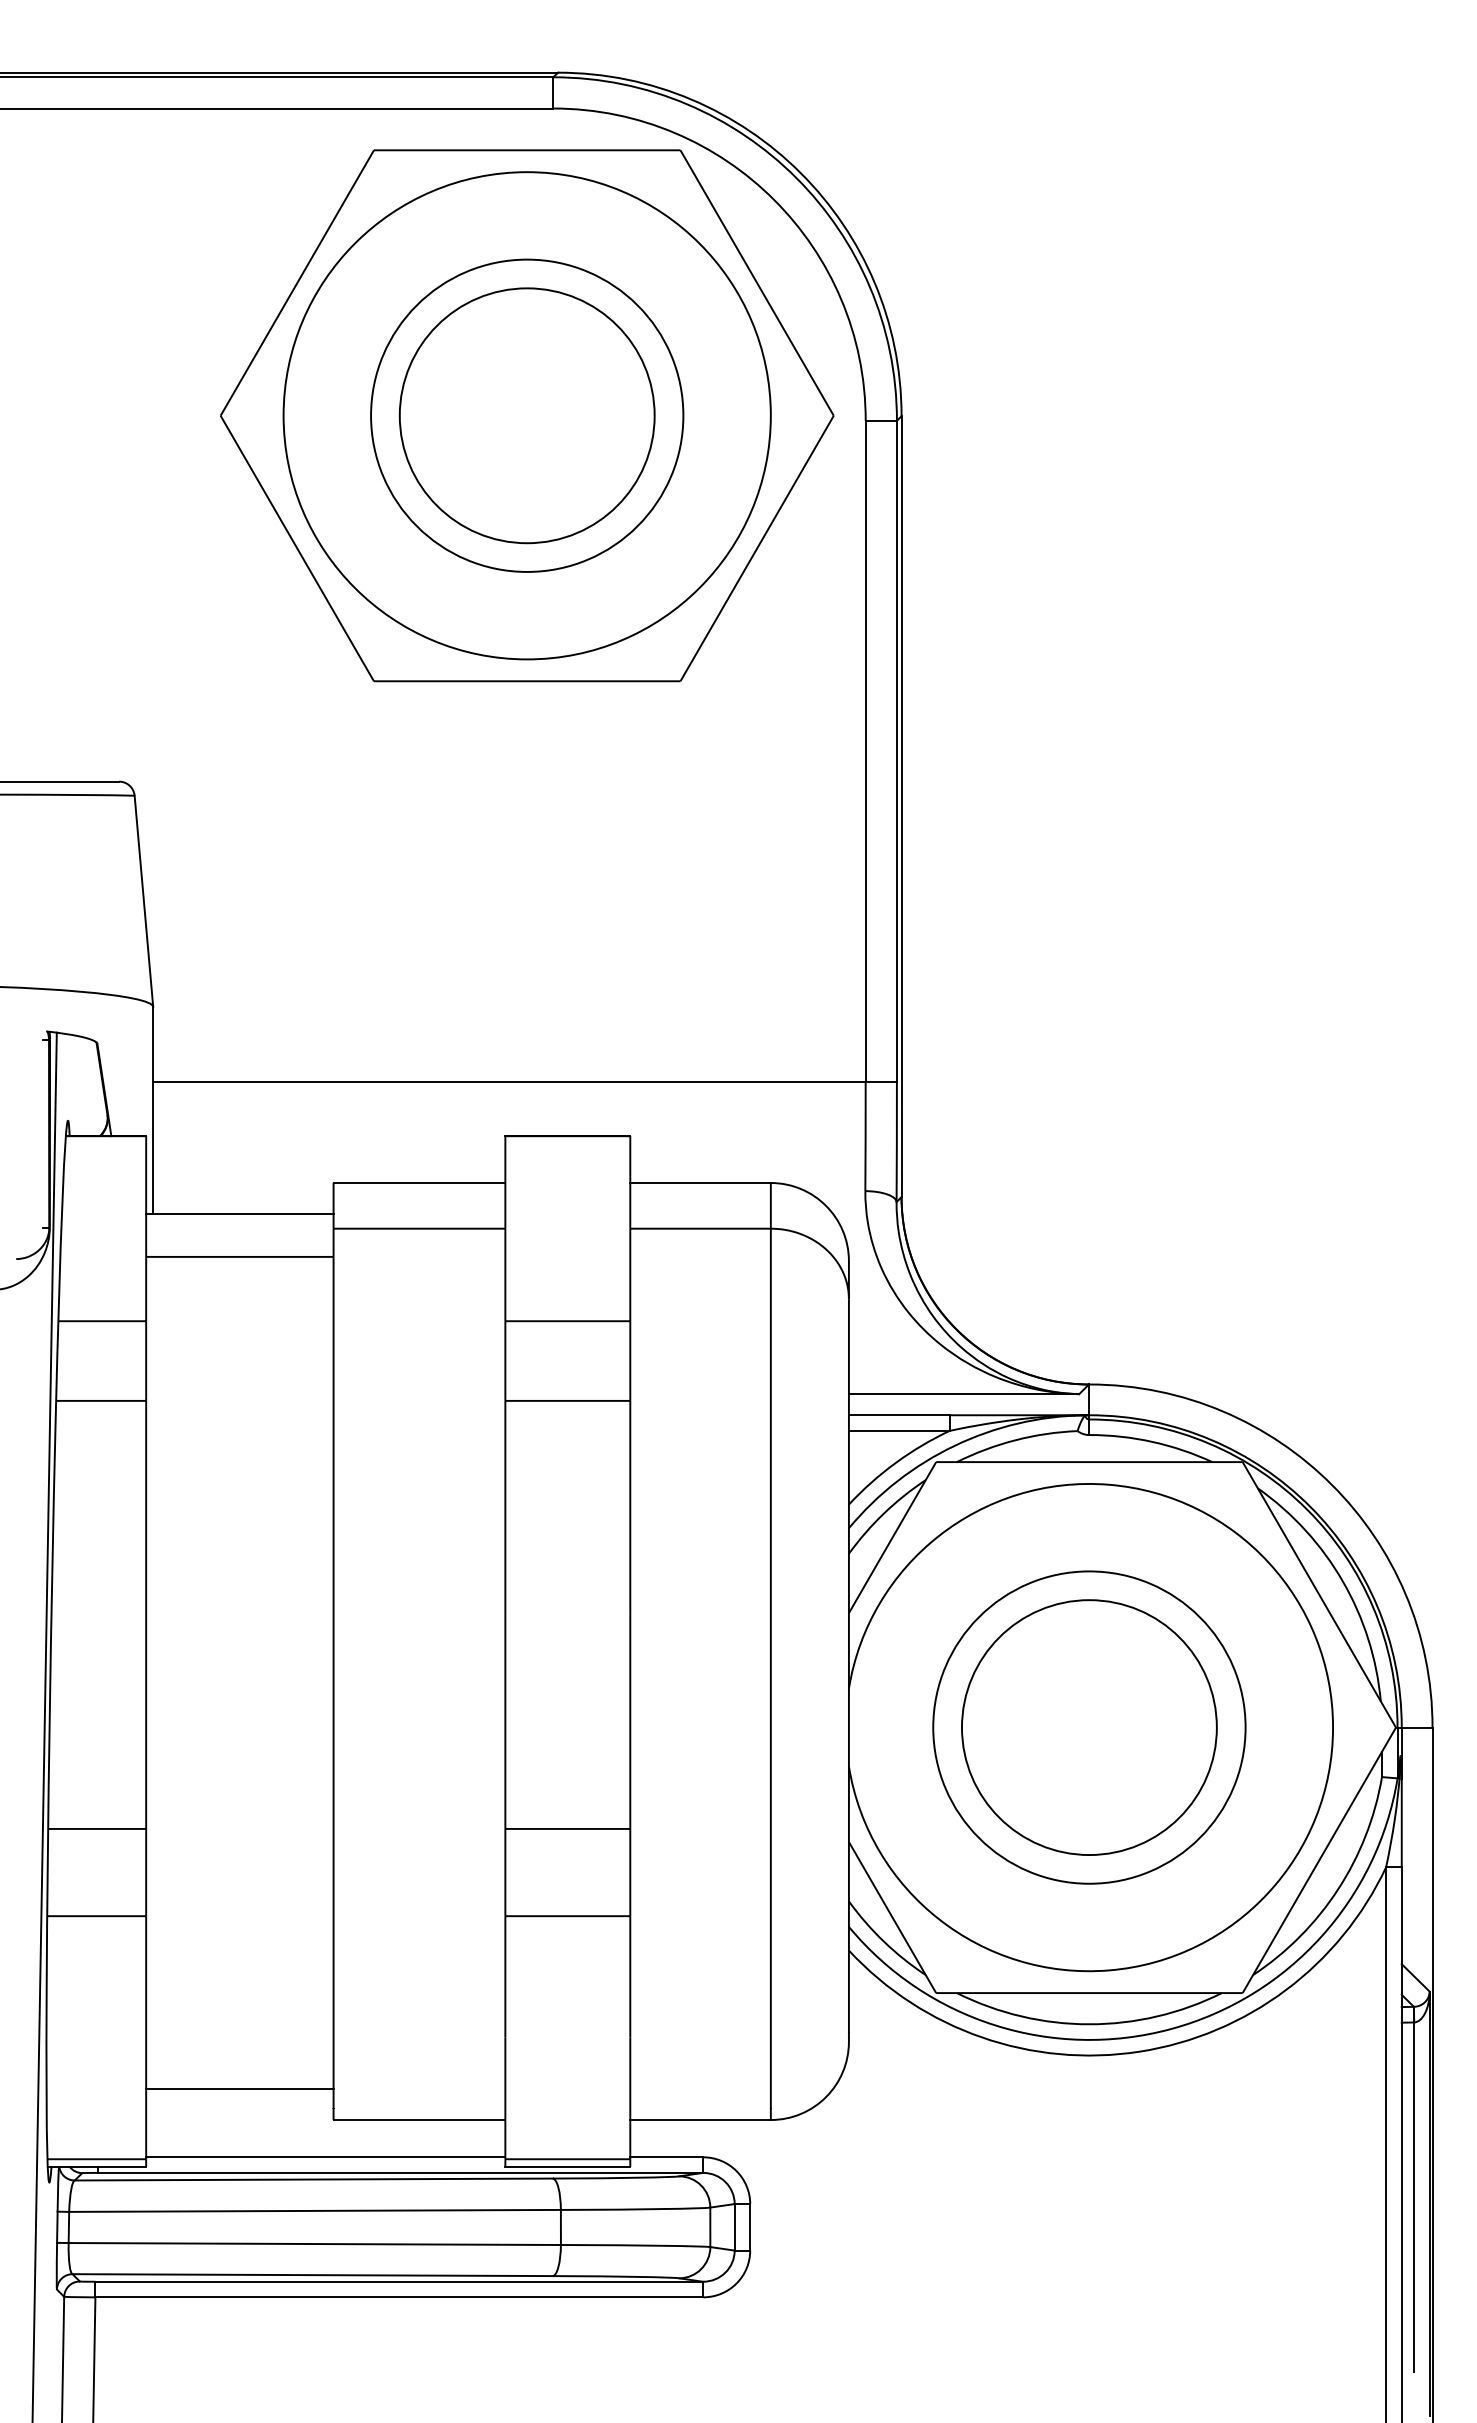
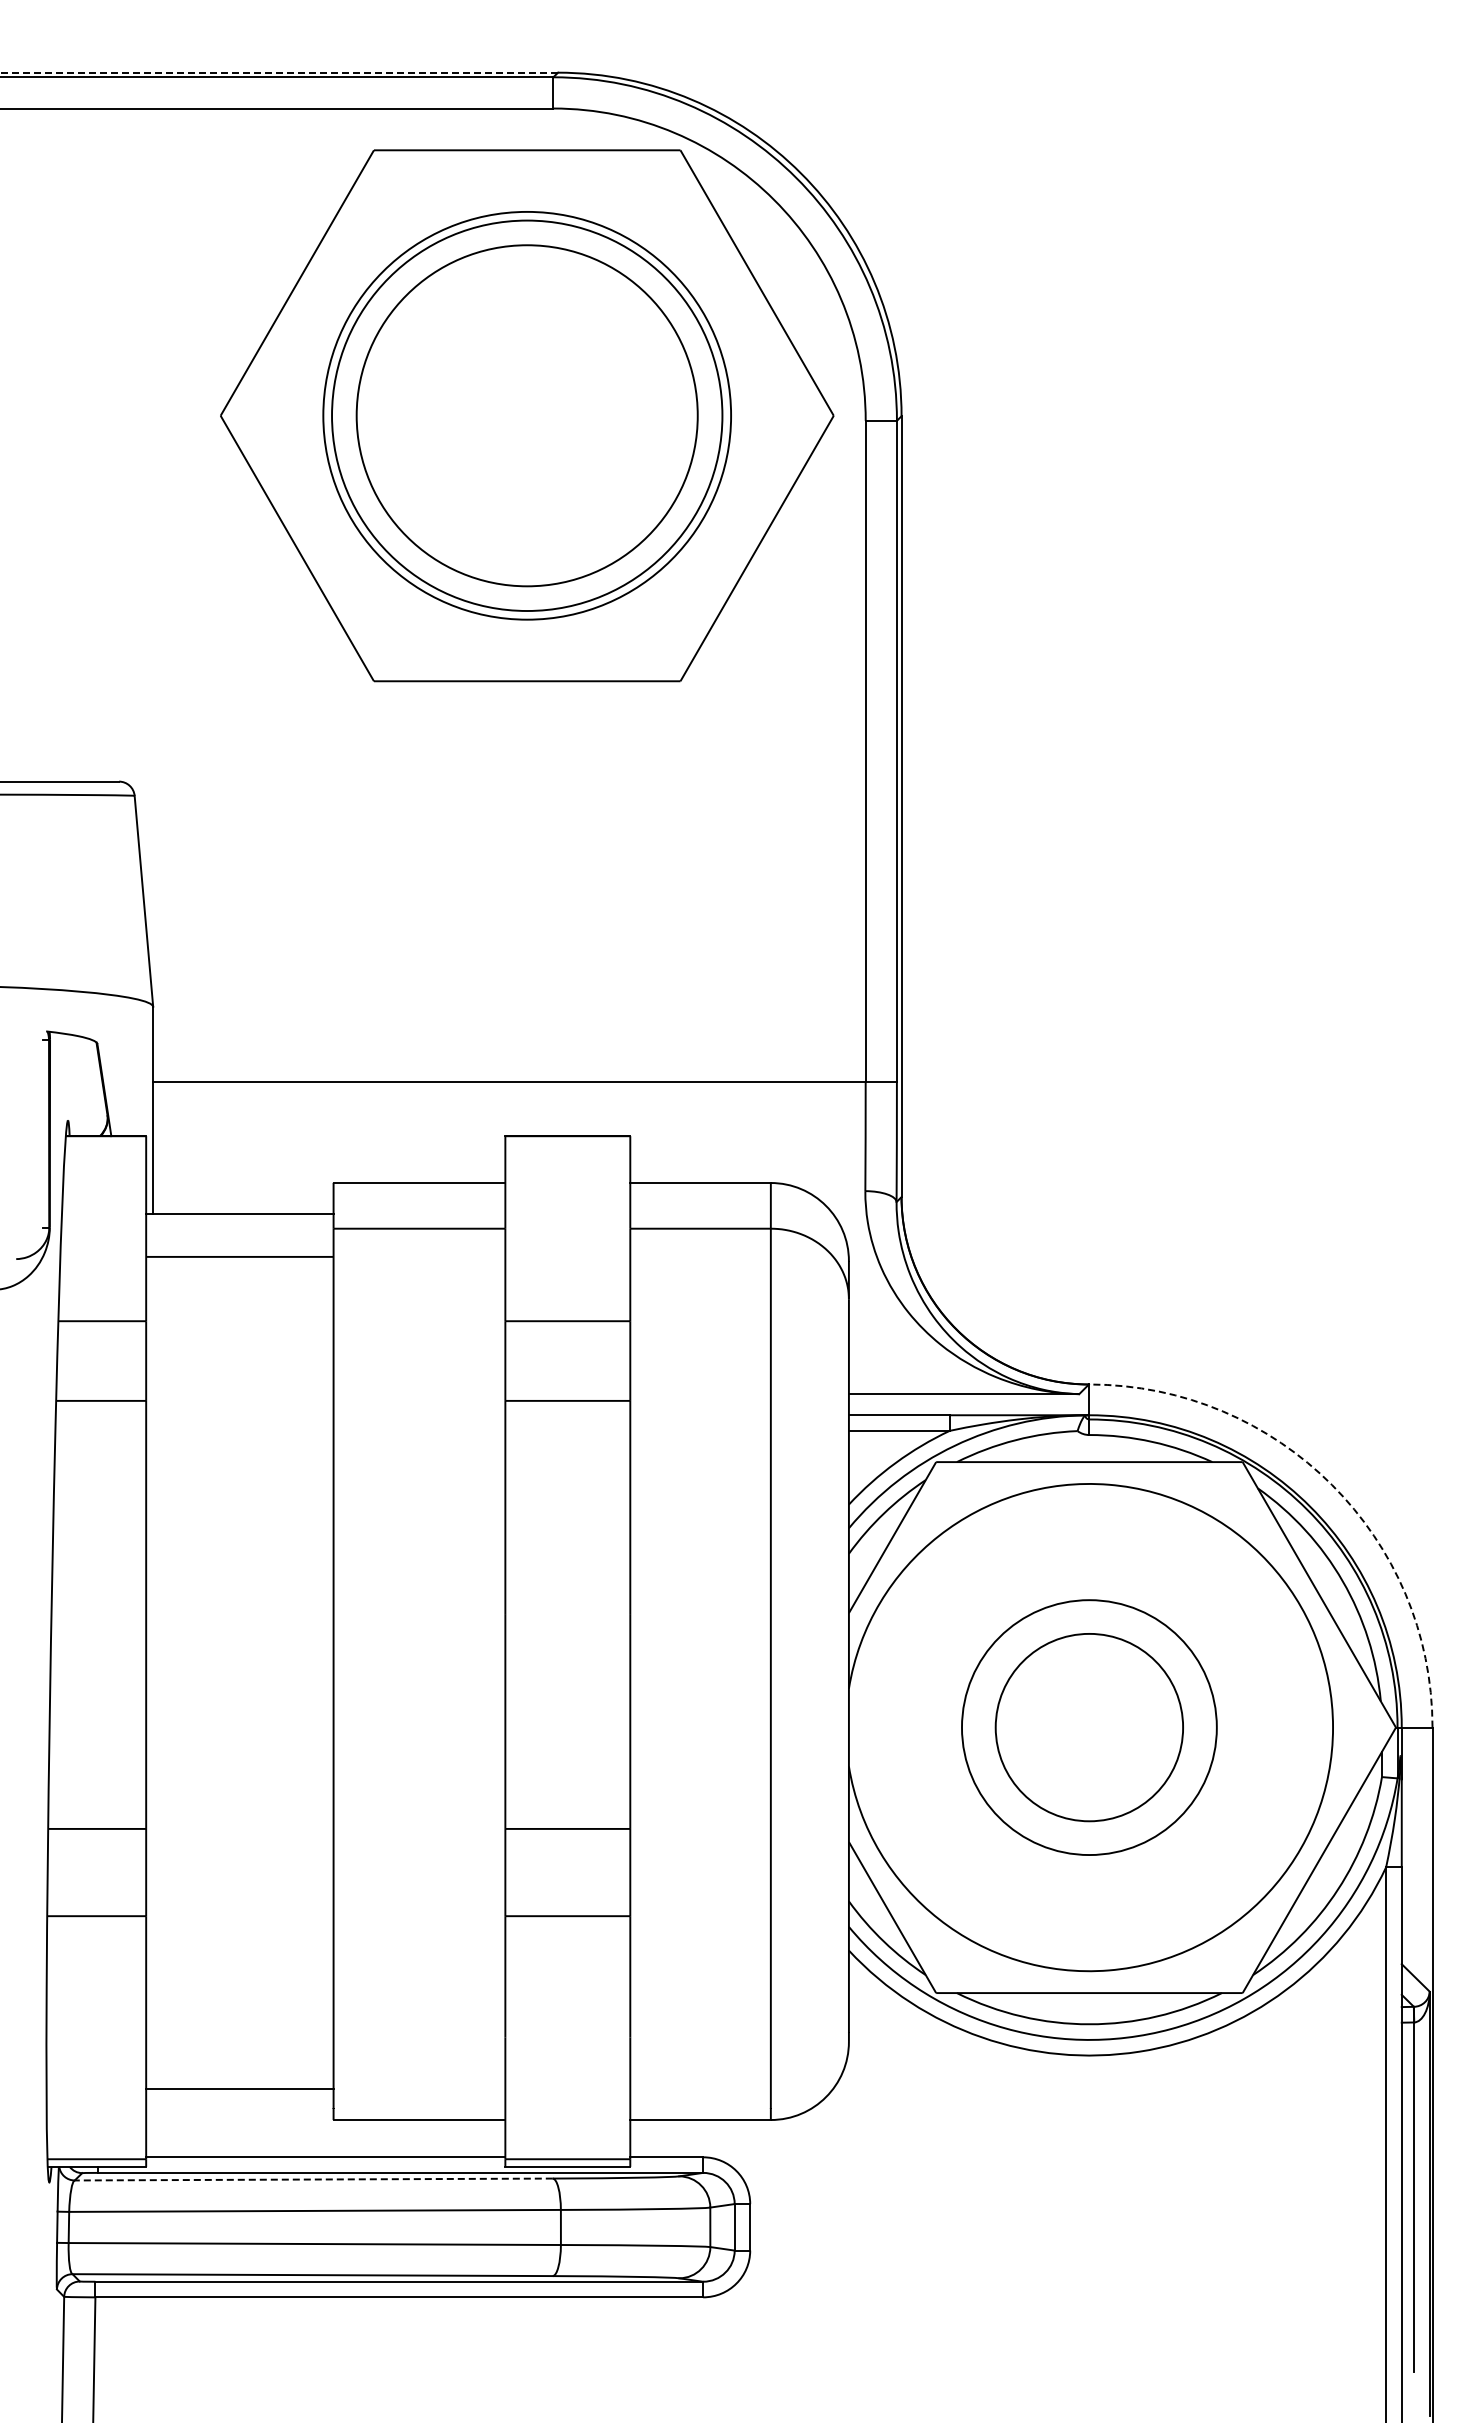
line: solid -> dashed (279, 72)
circle diameter: 255 px -> 408 px (527, 415)
circle diameter: 487 px -> 341 px (526, 415)
circle diameter: 312 px -> 390 px (527, 415)
arc: solid -> dashed (1332, 1484)
line: present -> none (44, 1725)
circle diameter: 312 px -> 187 px (1089, 1727)
line: solid -> dashed (313, 2179)
